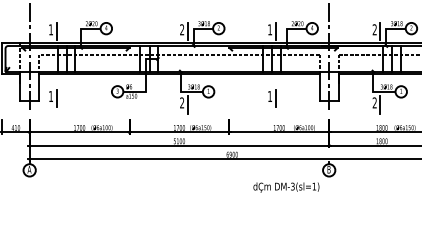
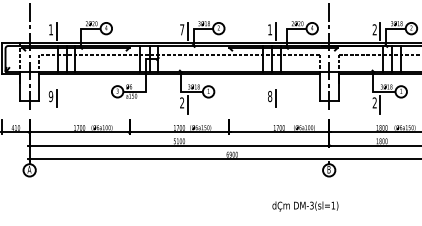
text: 2 -> 7 (182, 29)
text: 1 -> 9 (50, 96)
text: 1 -> 8 (270, 96)
text position: (286, 187) -> (305, 206) (305, 206)
